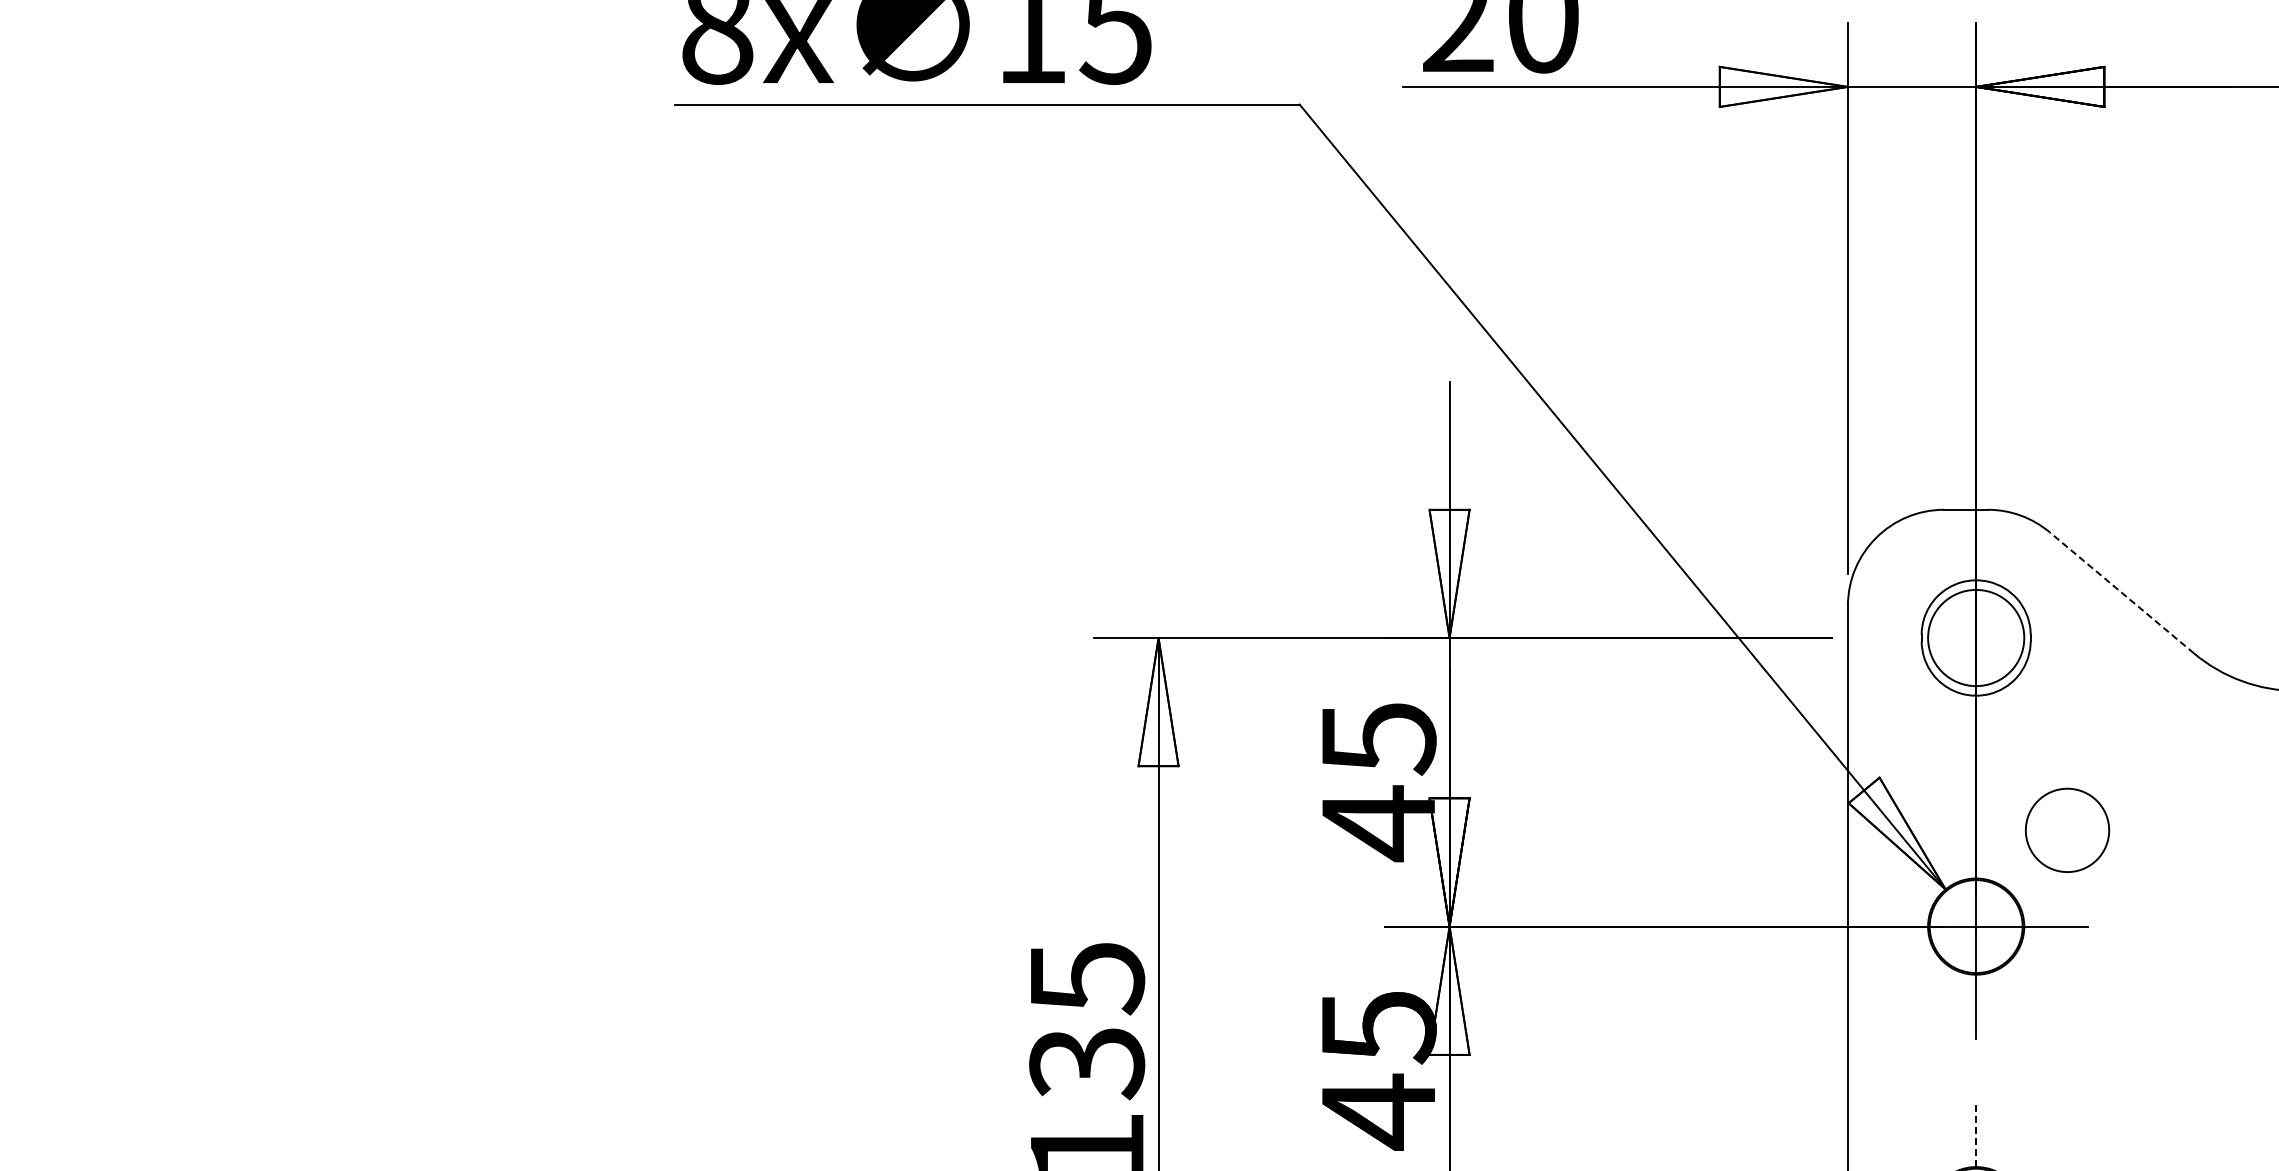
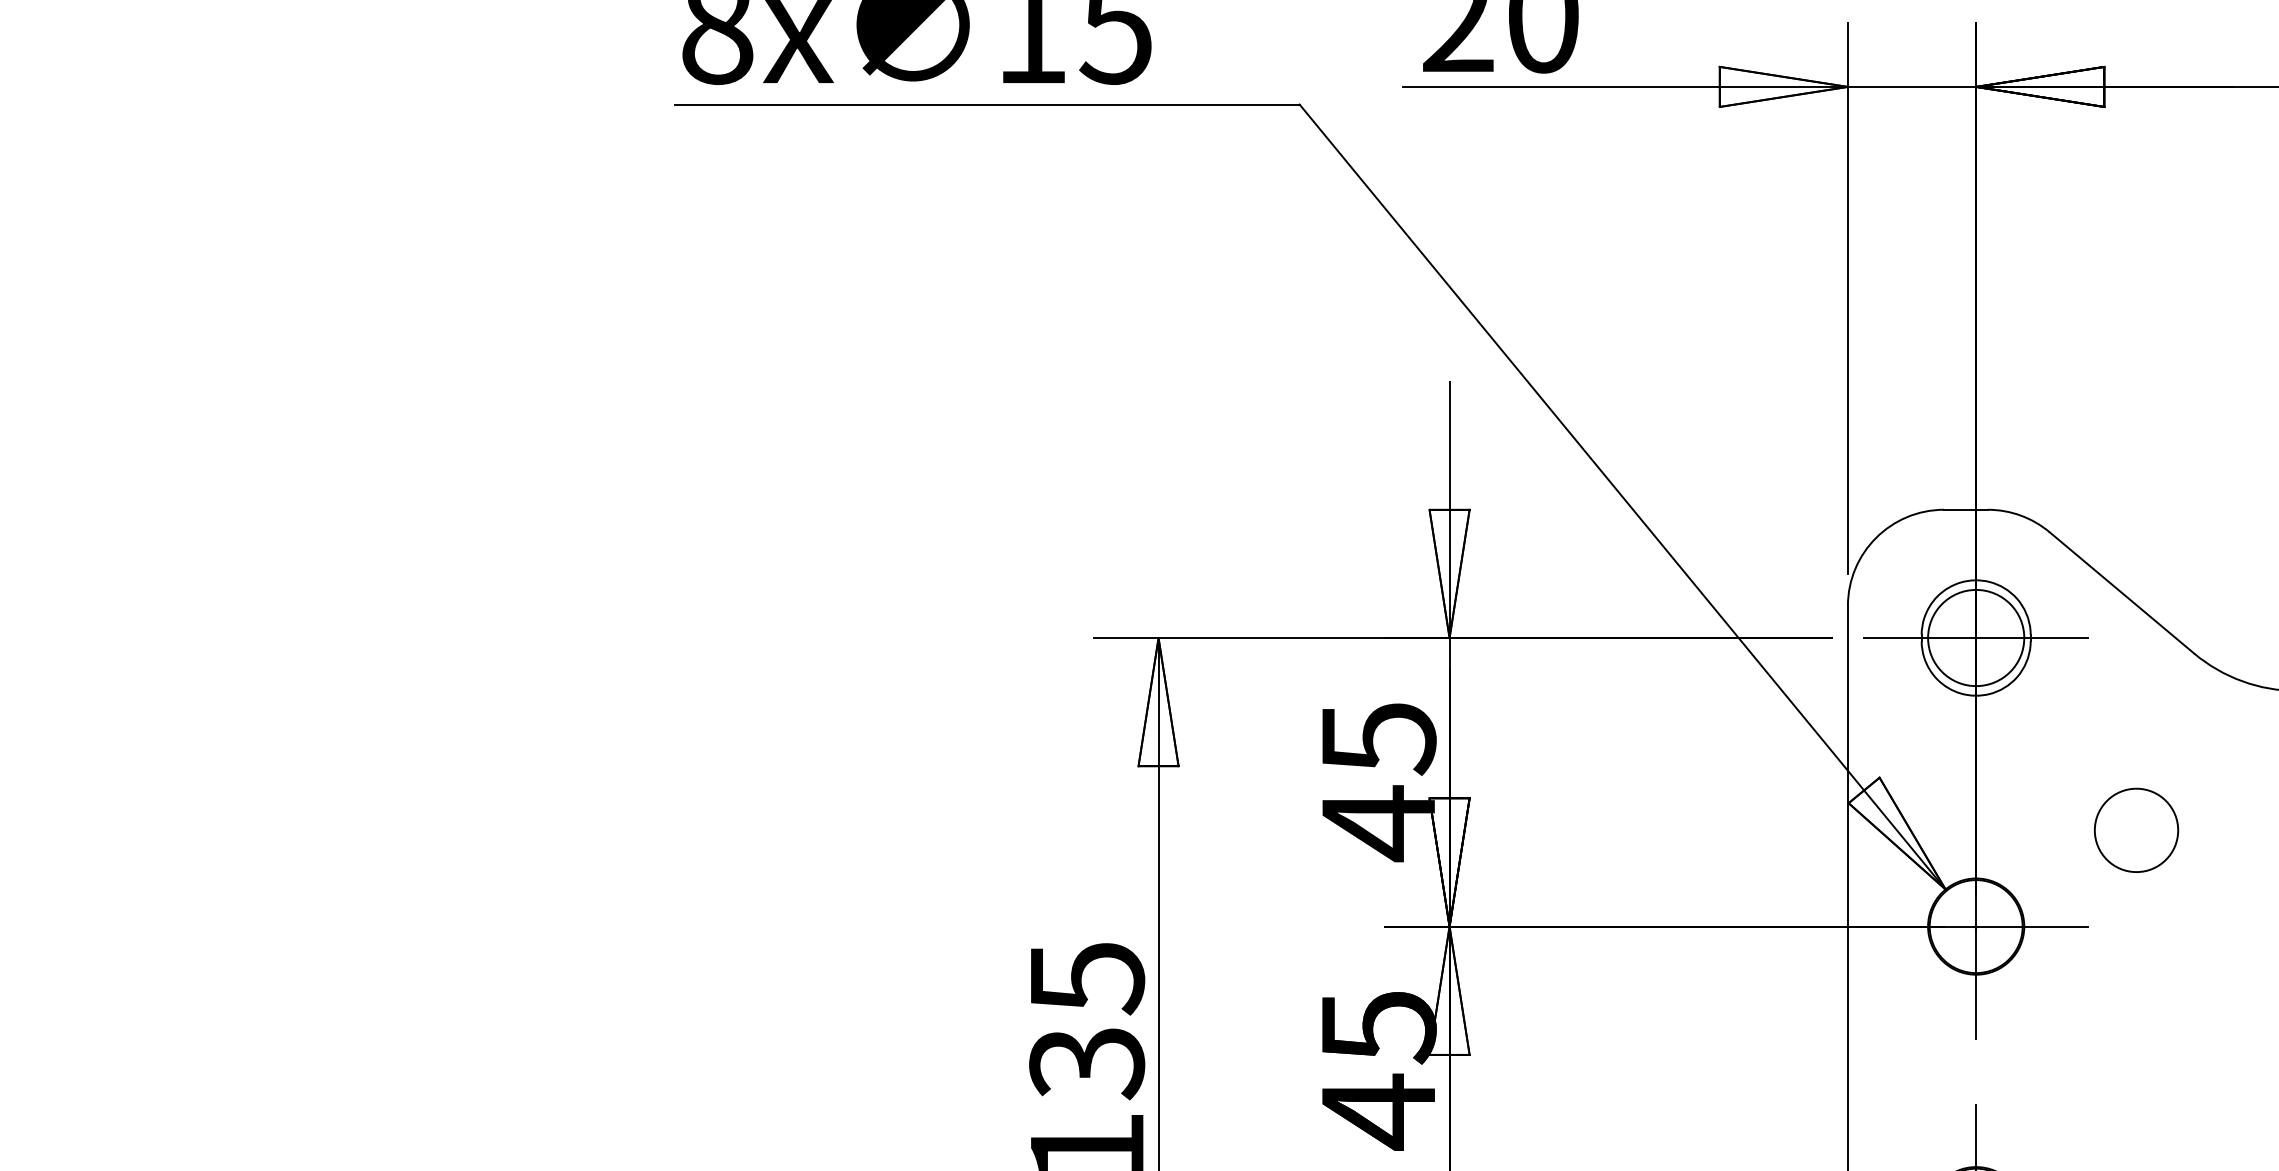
line: dashed -> solid (2121, 592)
line: none -> present (1975, 638)
circle position: (2067, 829) -> (2136, 829) (2136, 829)
line: dashed -> solid (1976, 1137)
